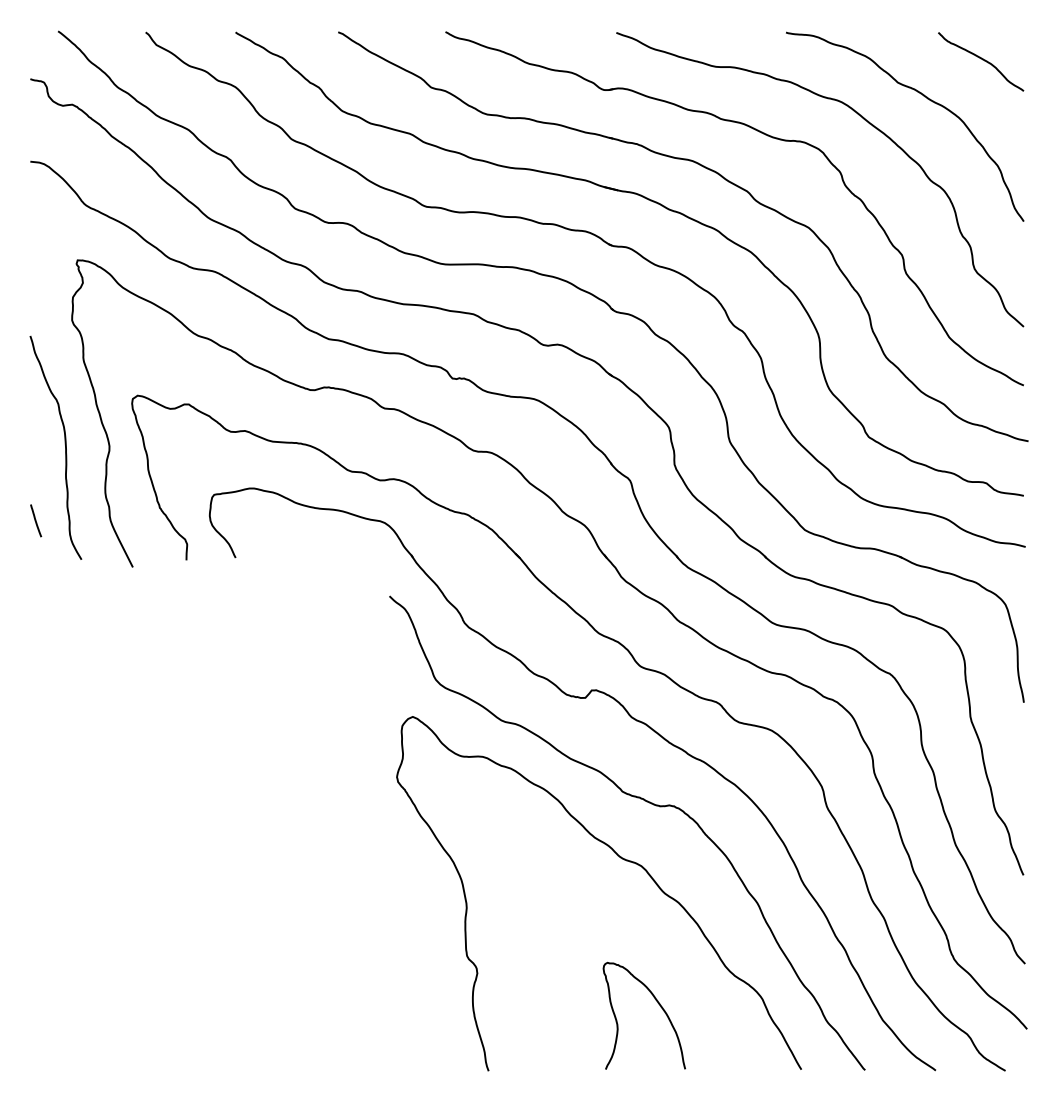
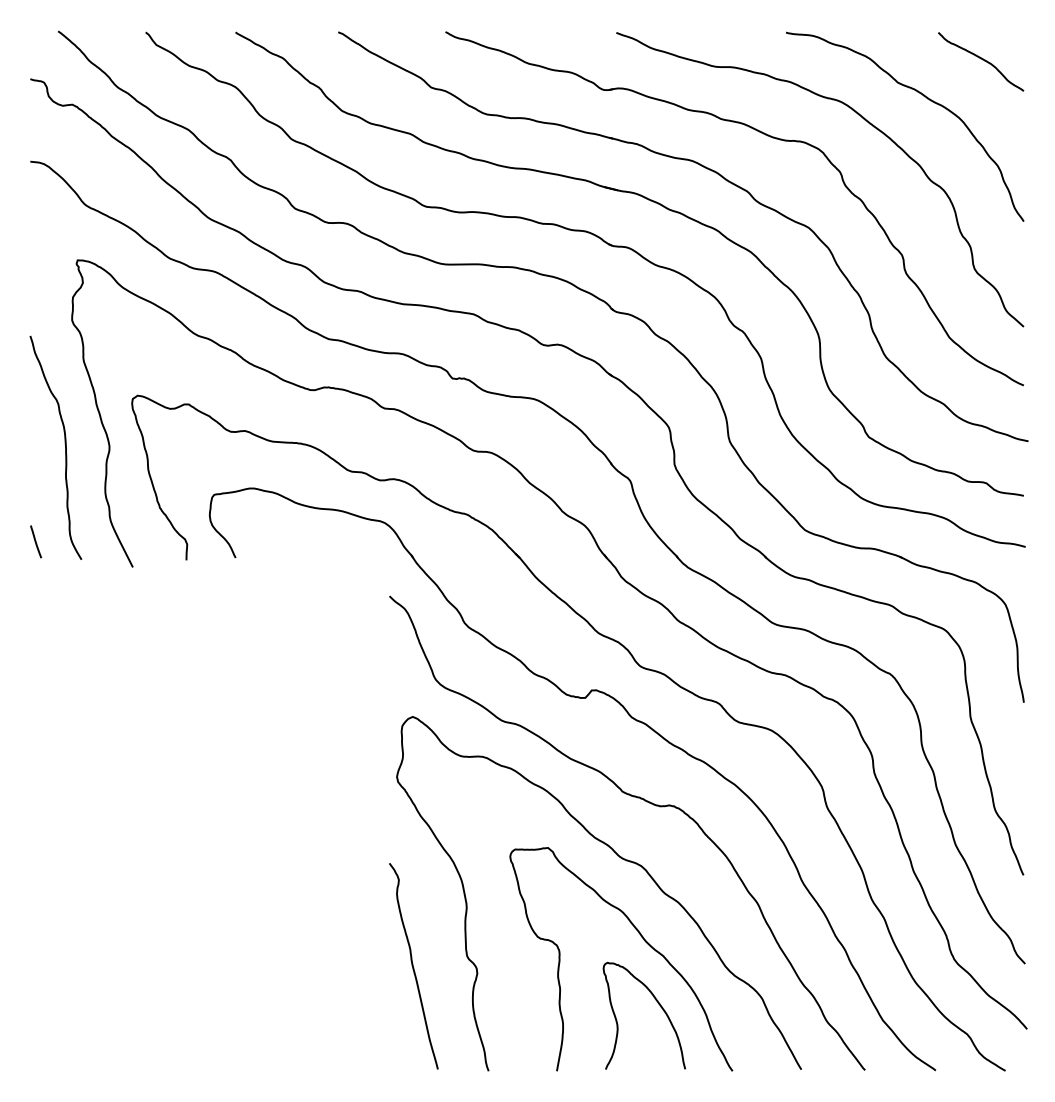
line position: (36, 520) -> (36, 541) (36, 541)
curve: none -> present (643, 940)
curve: none -> present (413, 966)
